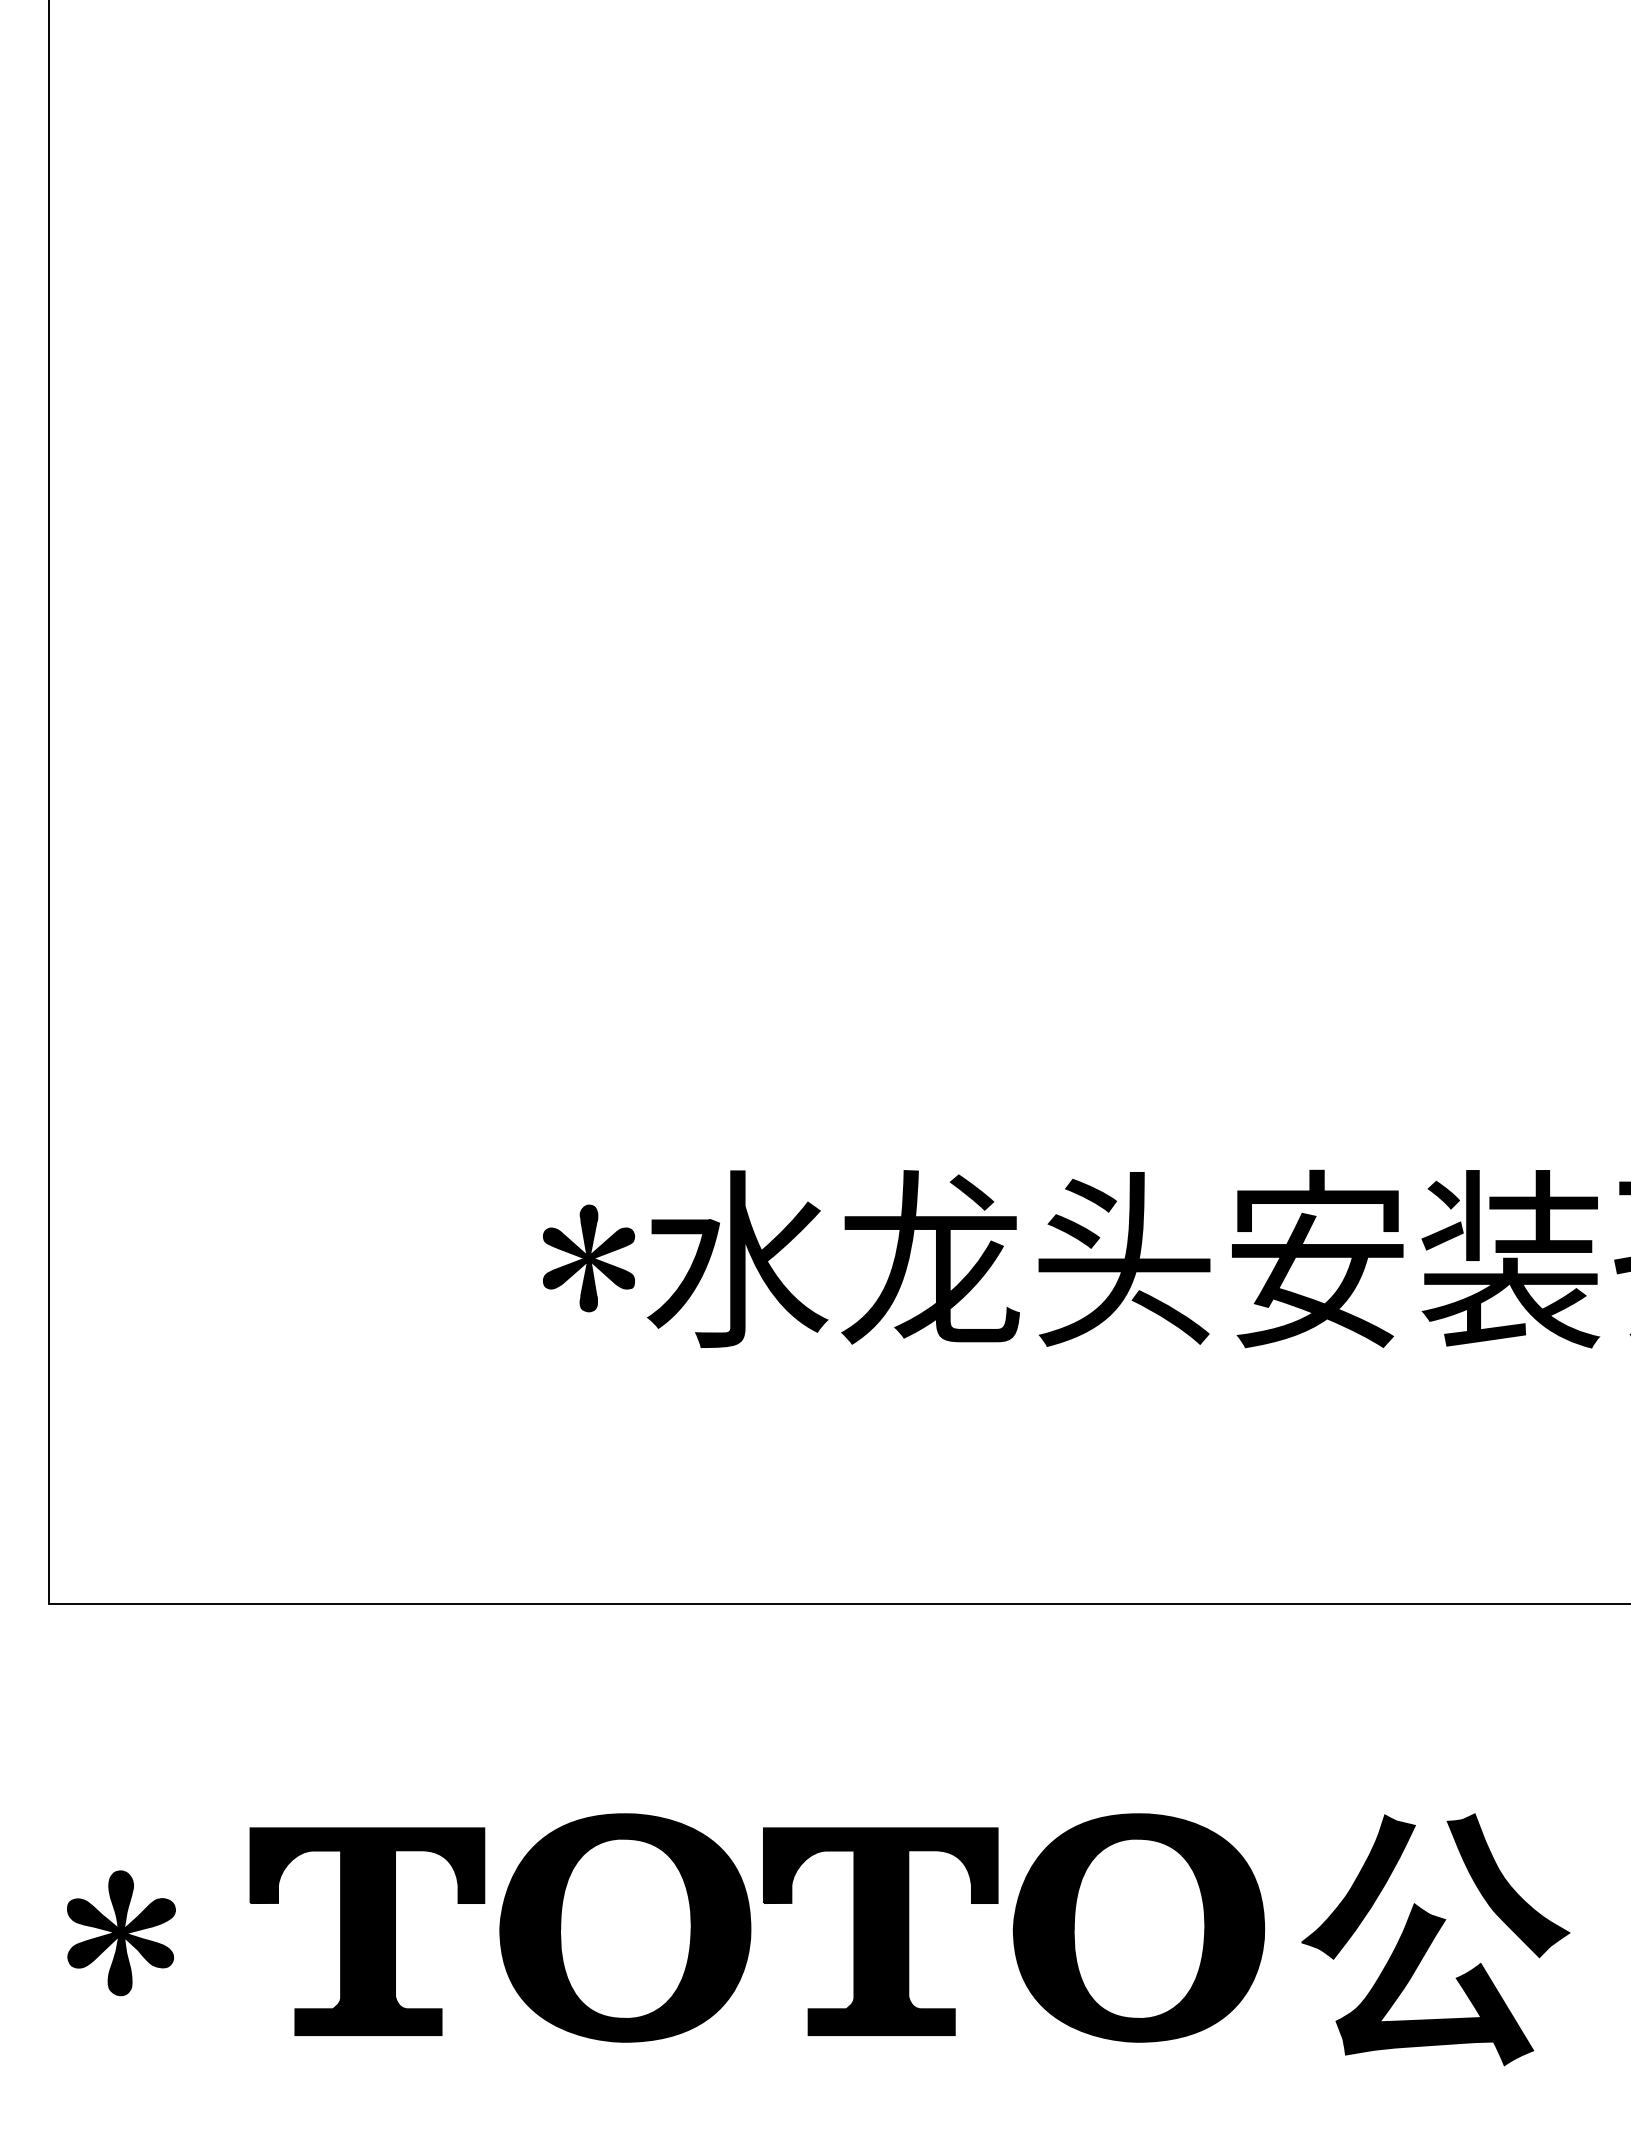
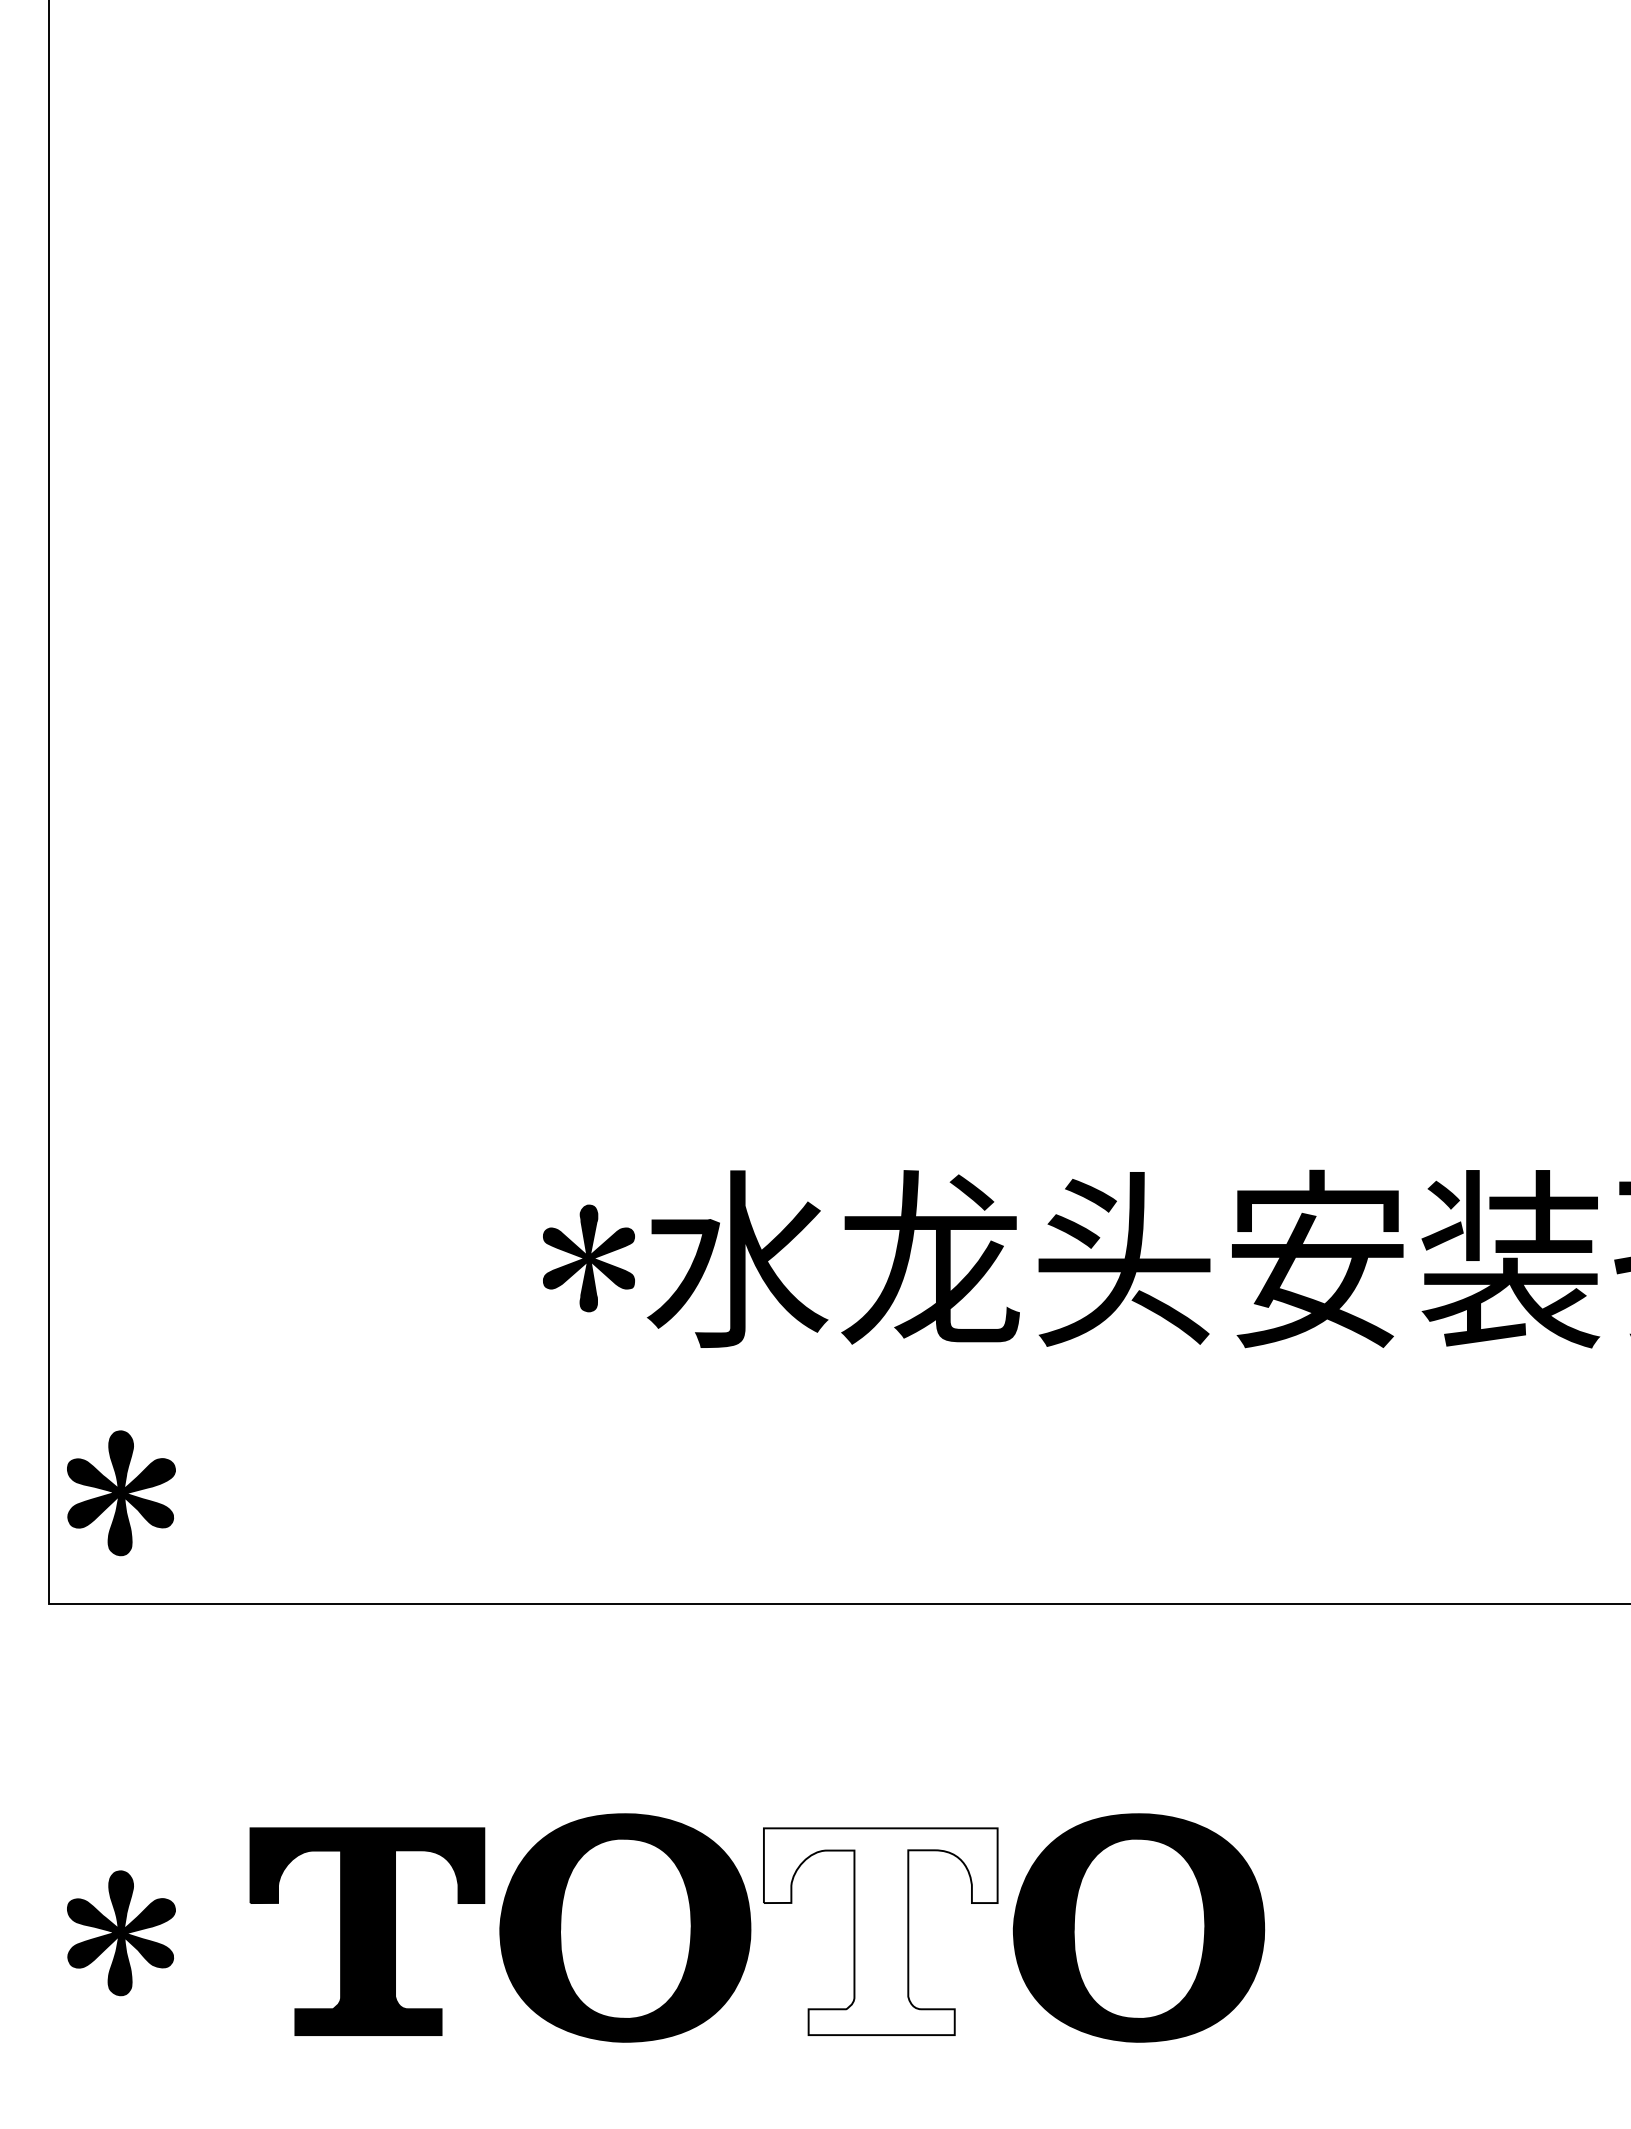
part: none -> present (121, 1493)
fill: present -> none (880, 1931)
part: present -> none (1435, 1939)
